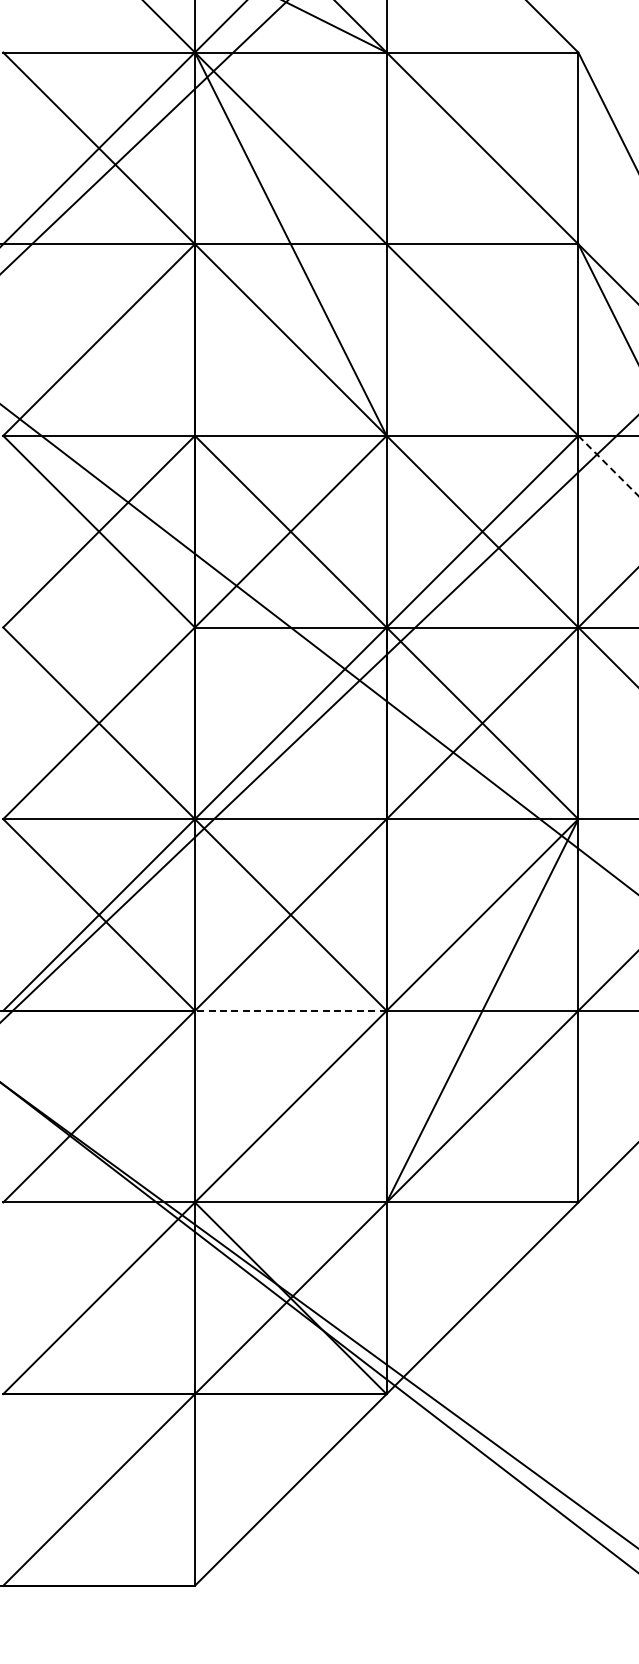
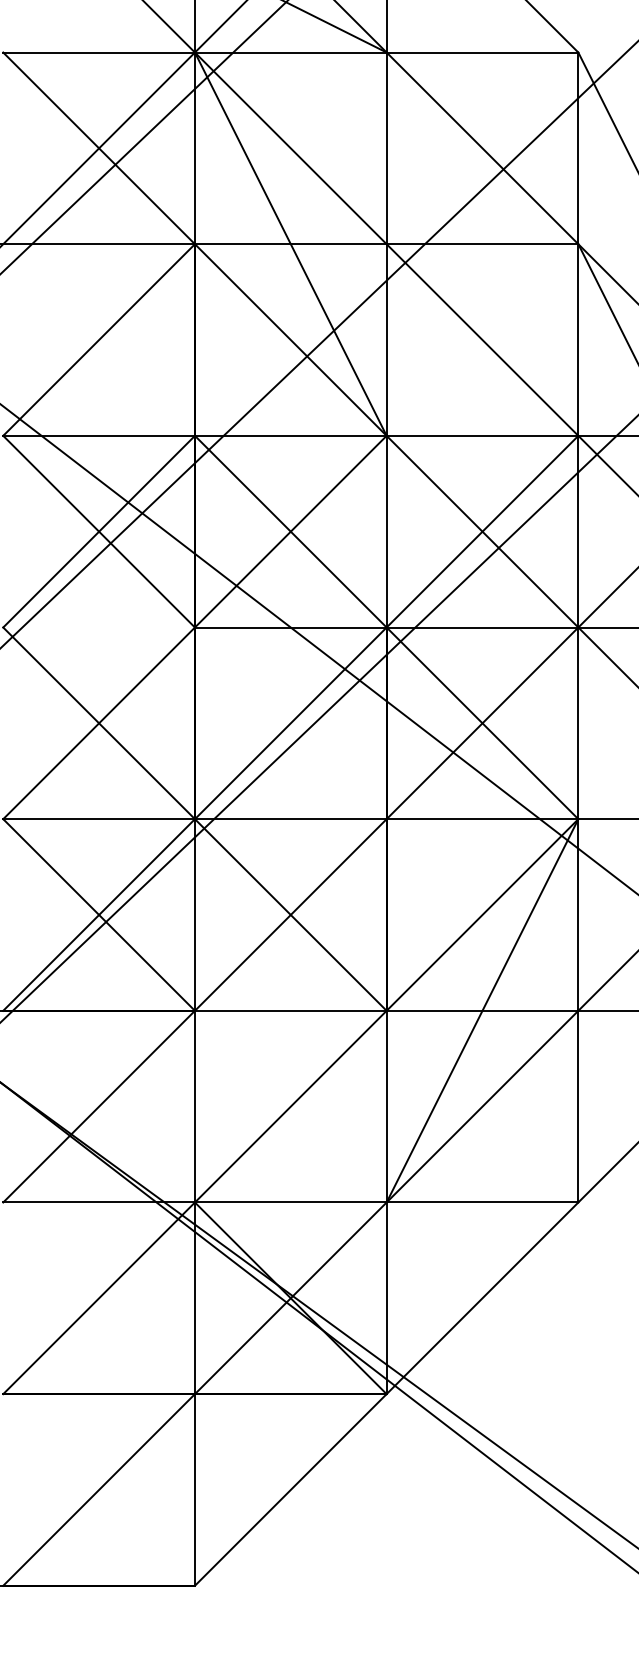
line: none -> present (318, 344)
line: dashed -> solid (608, 466)
line: dashed -> solid (290, 1010)
